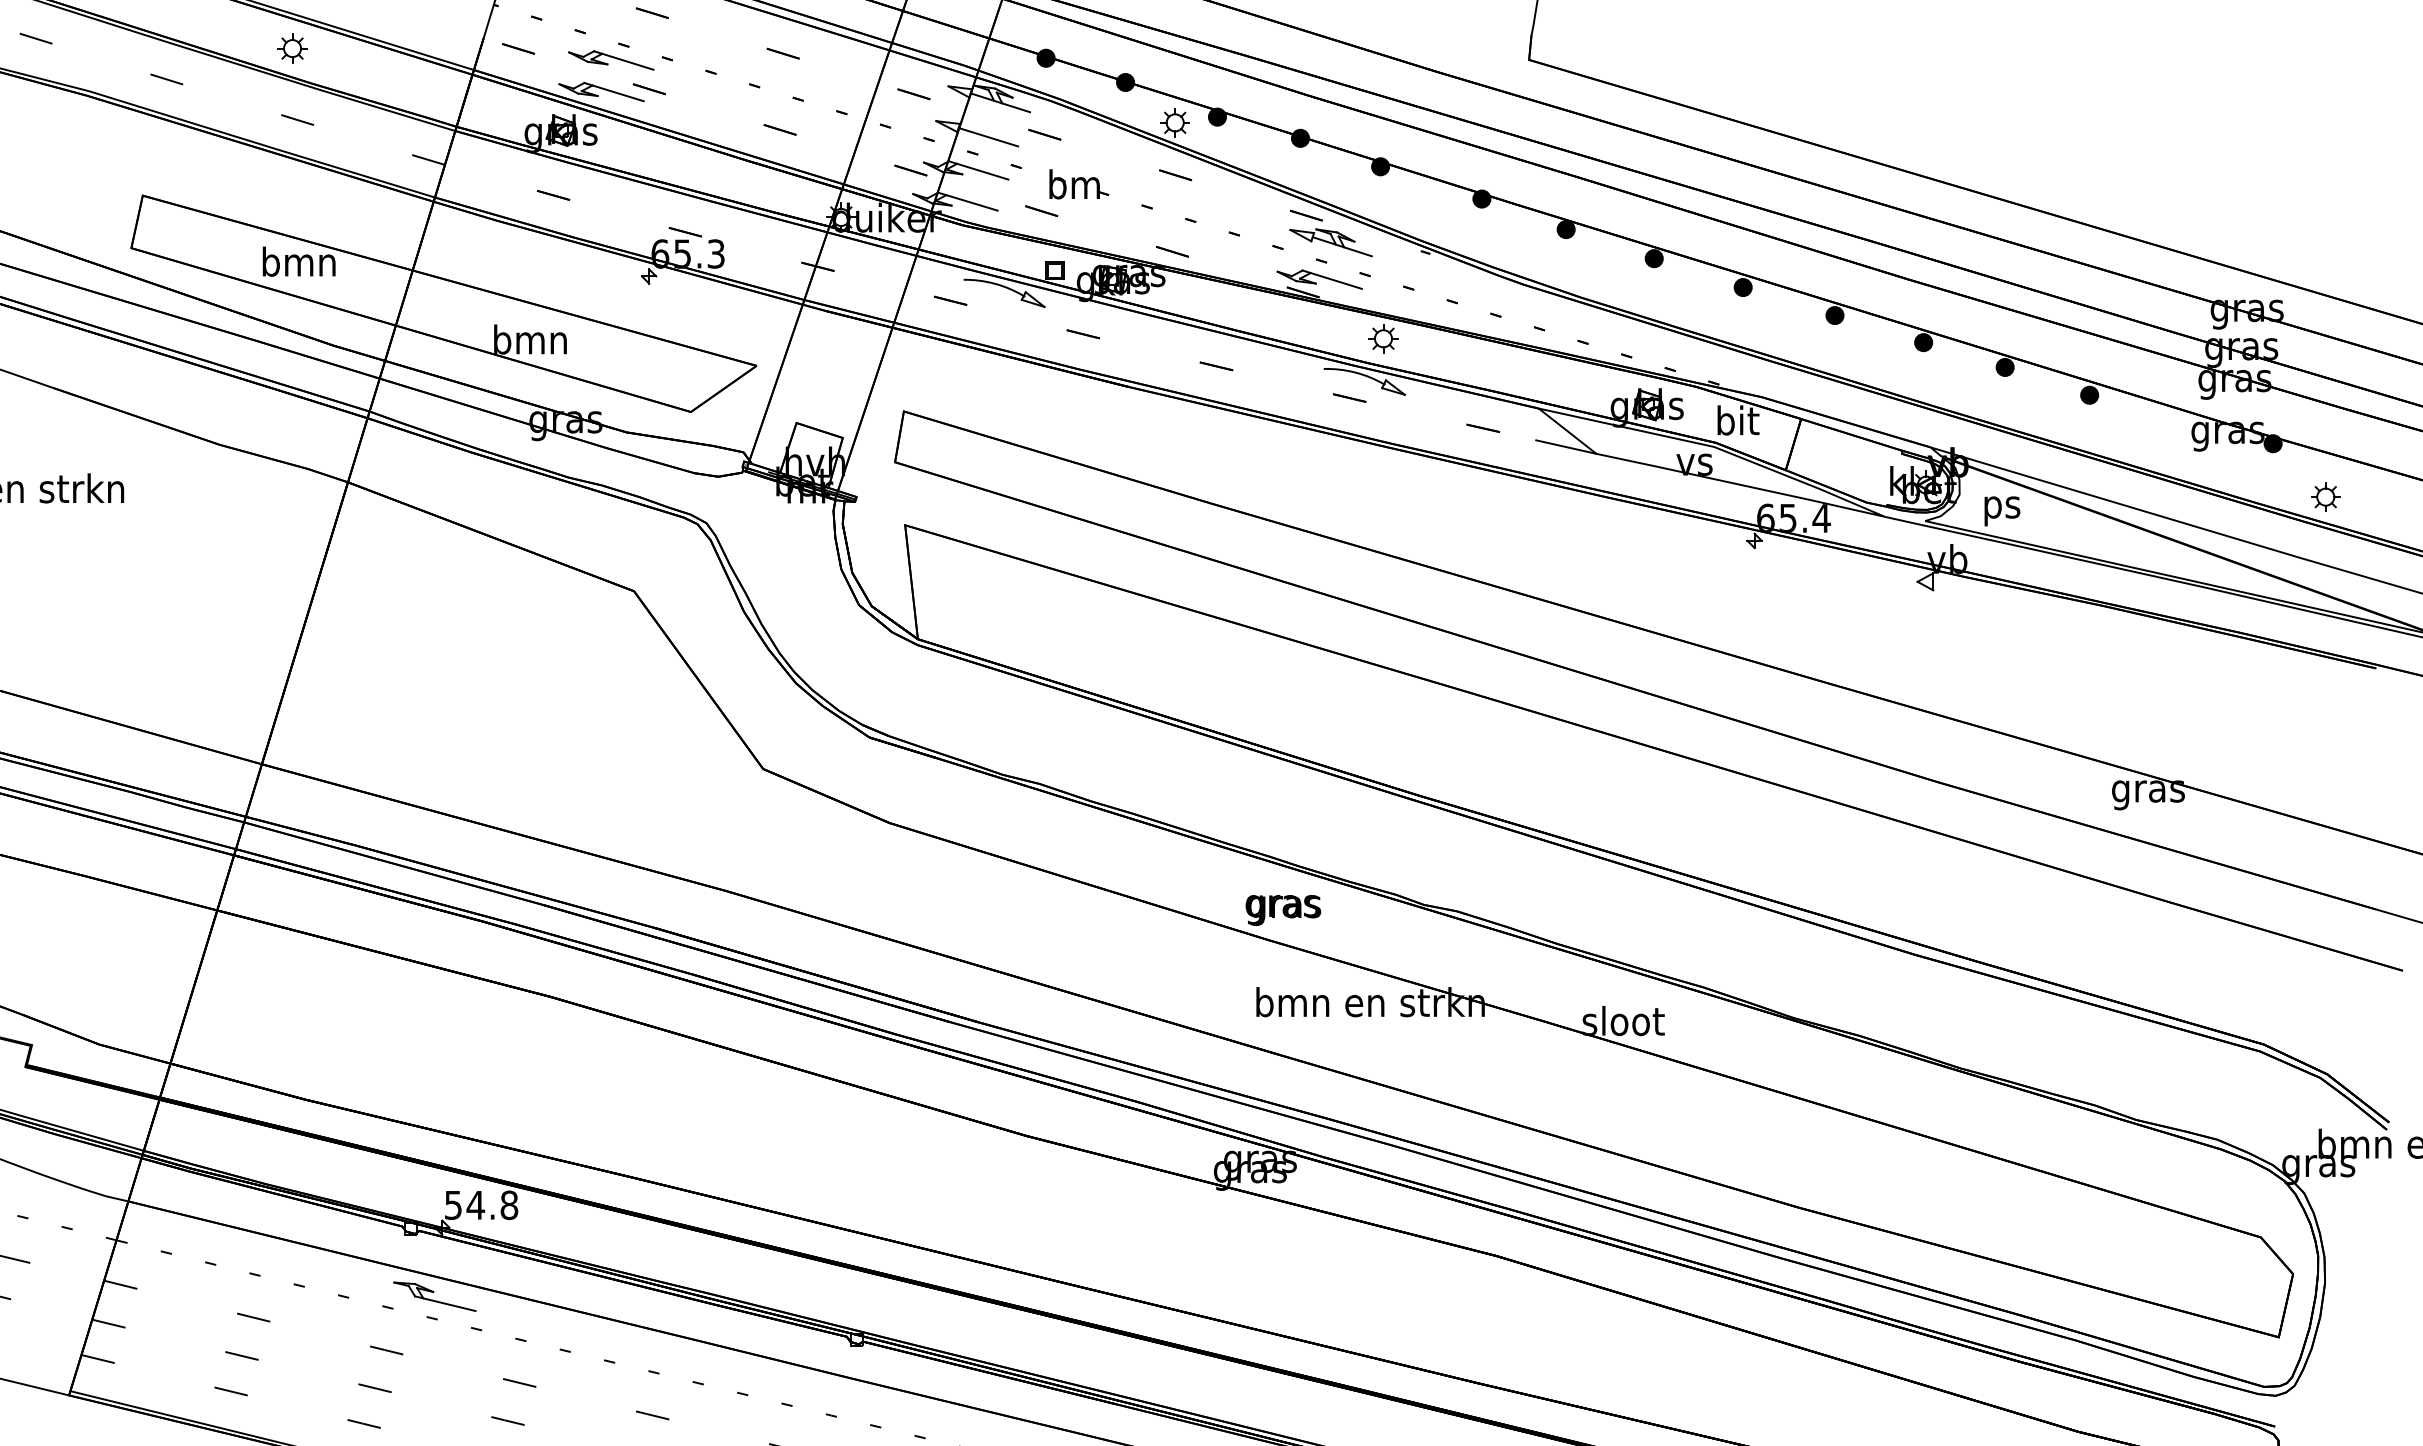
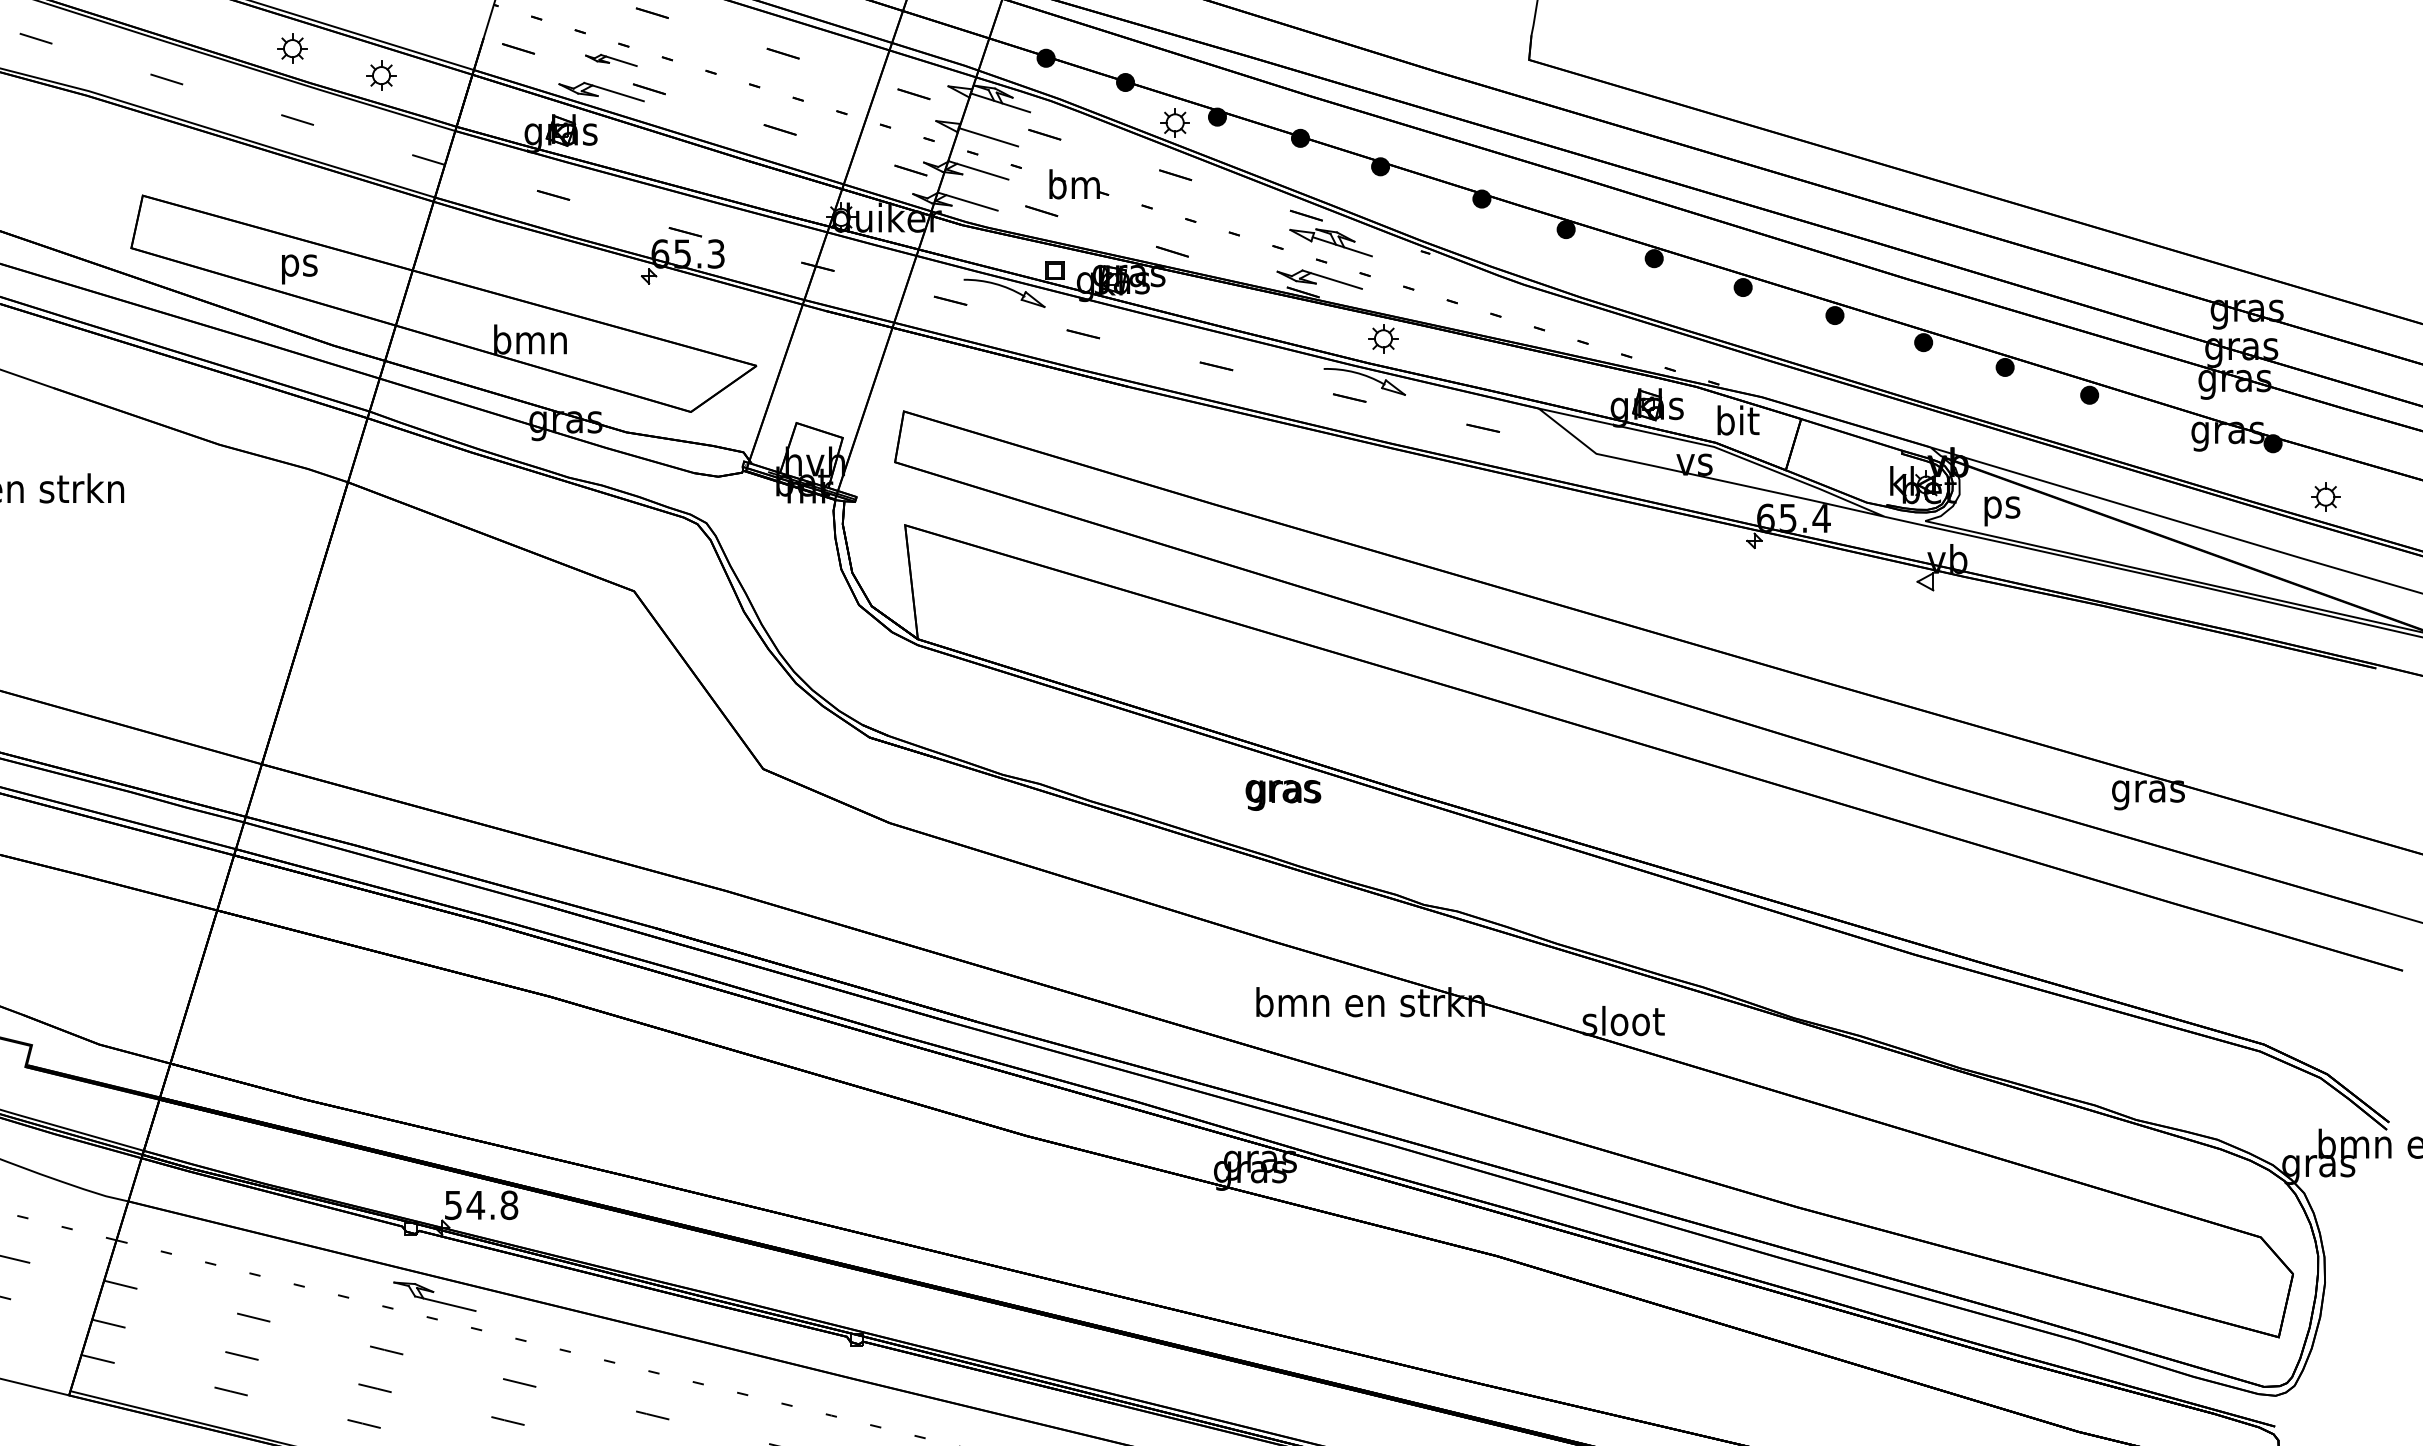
part size: 87x21 px -> 53x14 px (611, 59)
part: none -> present (381, 75)
text: bmn -> ps (298, 265)
line: present -> none (1566, 446)
text position: (1283, 910) -> (1283, 795) (1283, 795)
